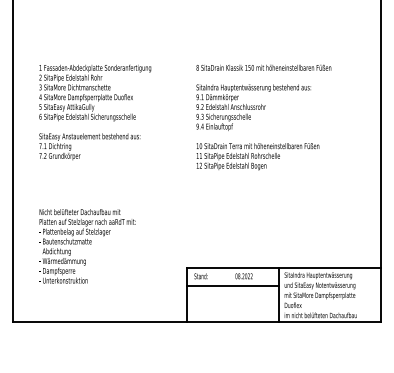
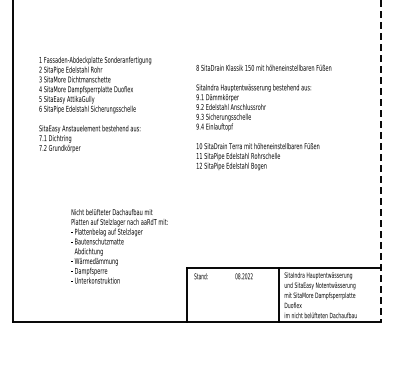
text position: (95, 112) -> (95, 104) (95, 104)
line: solid -> dashed (381, 161)
text position: (87, 246) -> (119, 246) (119, 246)
line: present -> none (232, 285)
